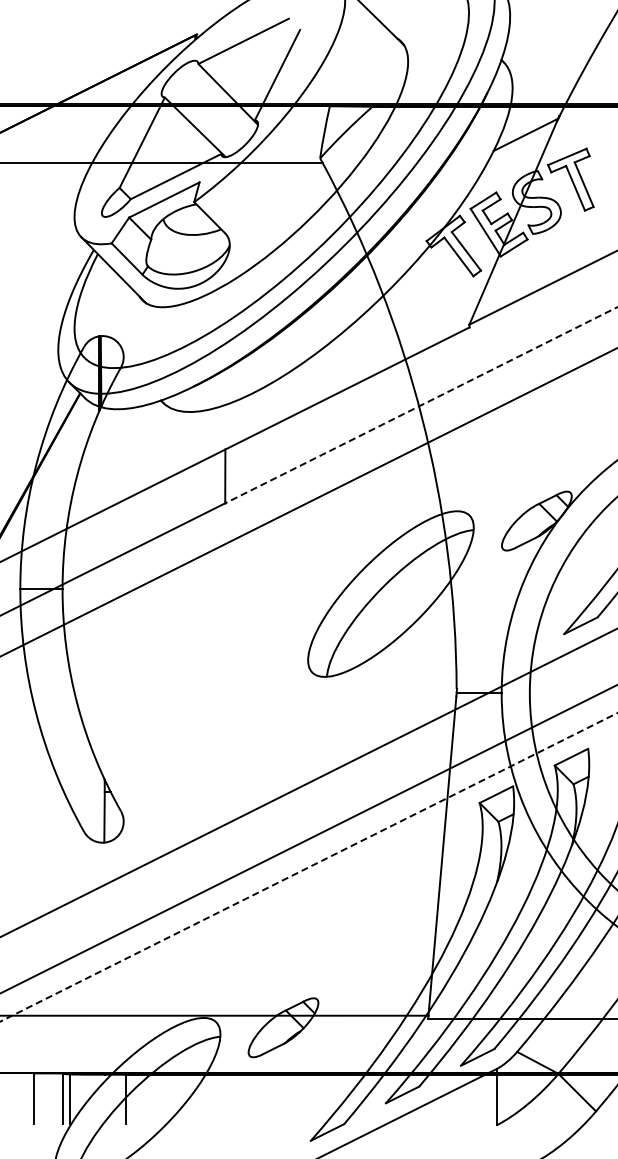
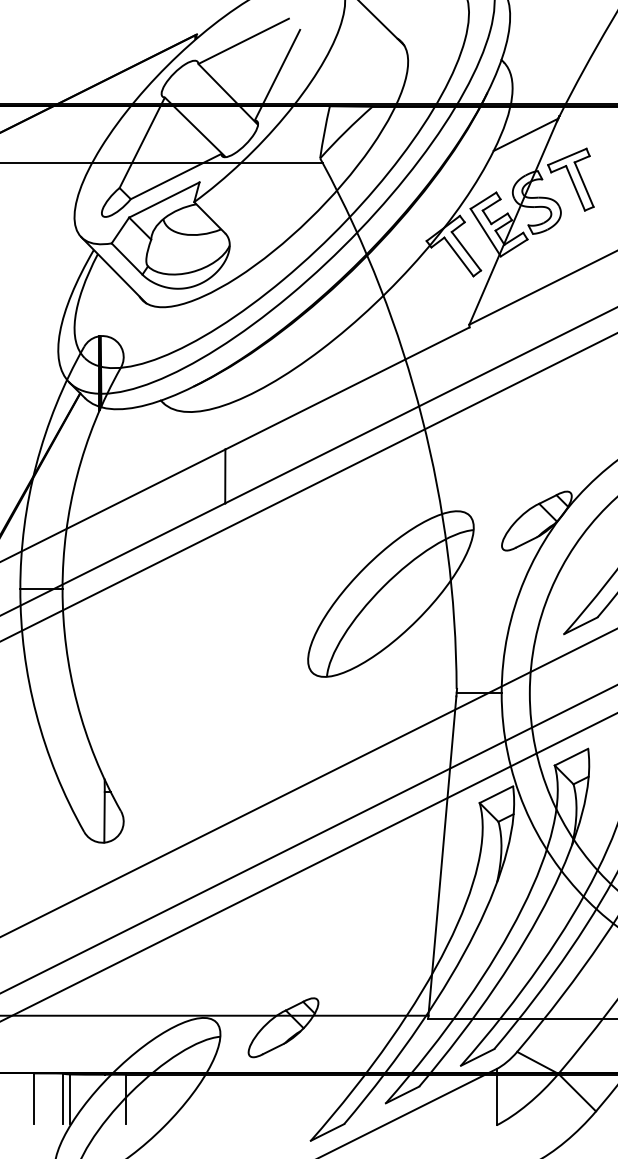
line: dashed -> solid (420, 405)
line position: (308, 502) -> (308, 487) (308, 487)
line: dashed -> solid (309, 867)
